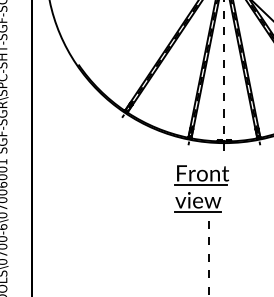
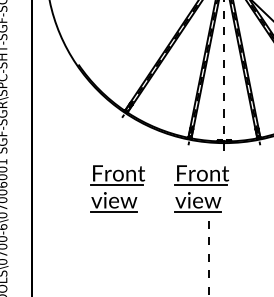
part: none -> present (117, 188)
